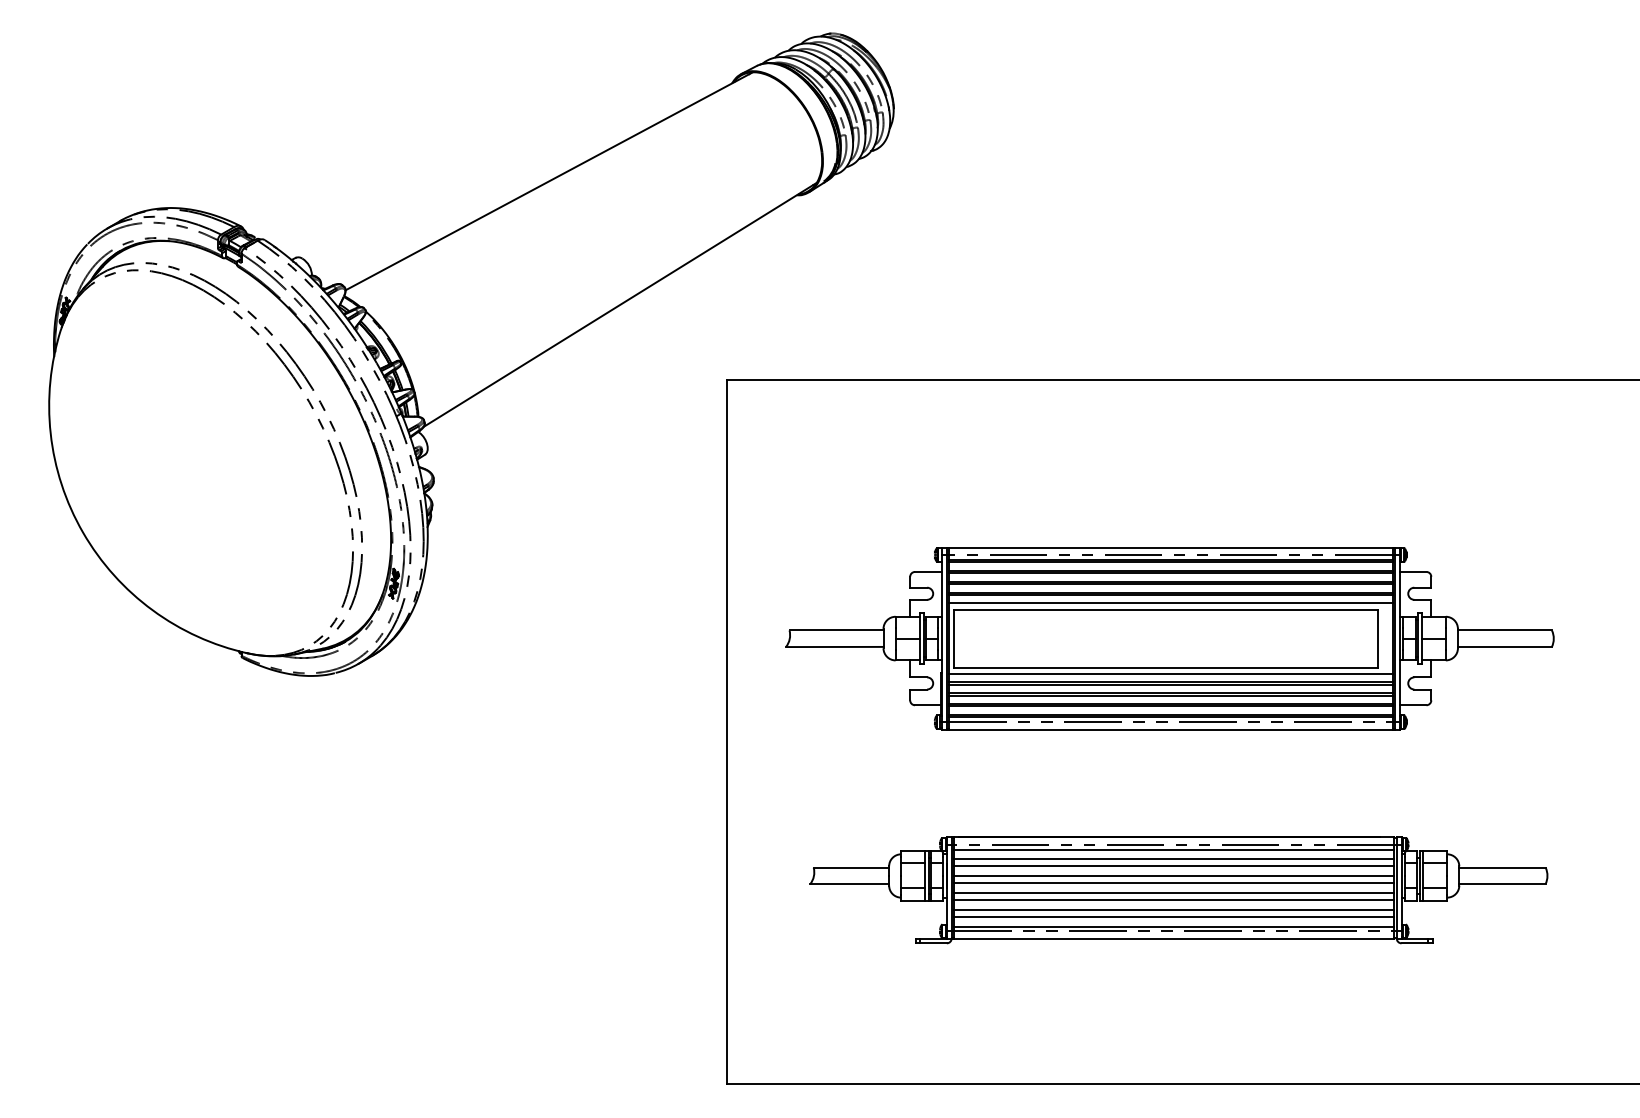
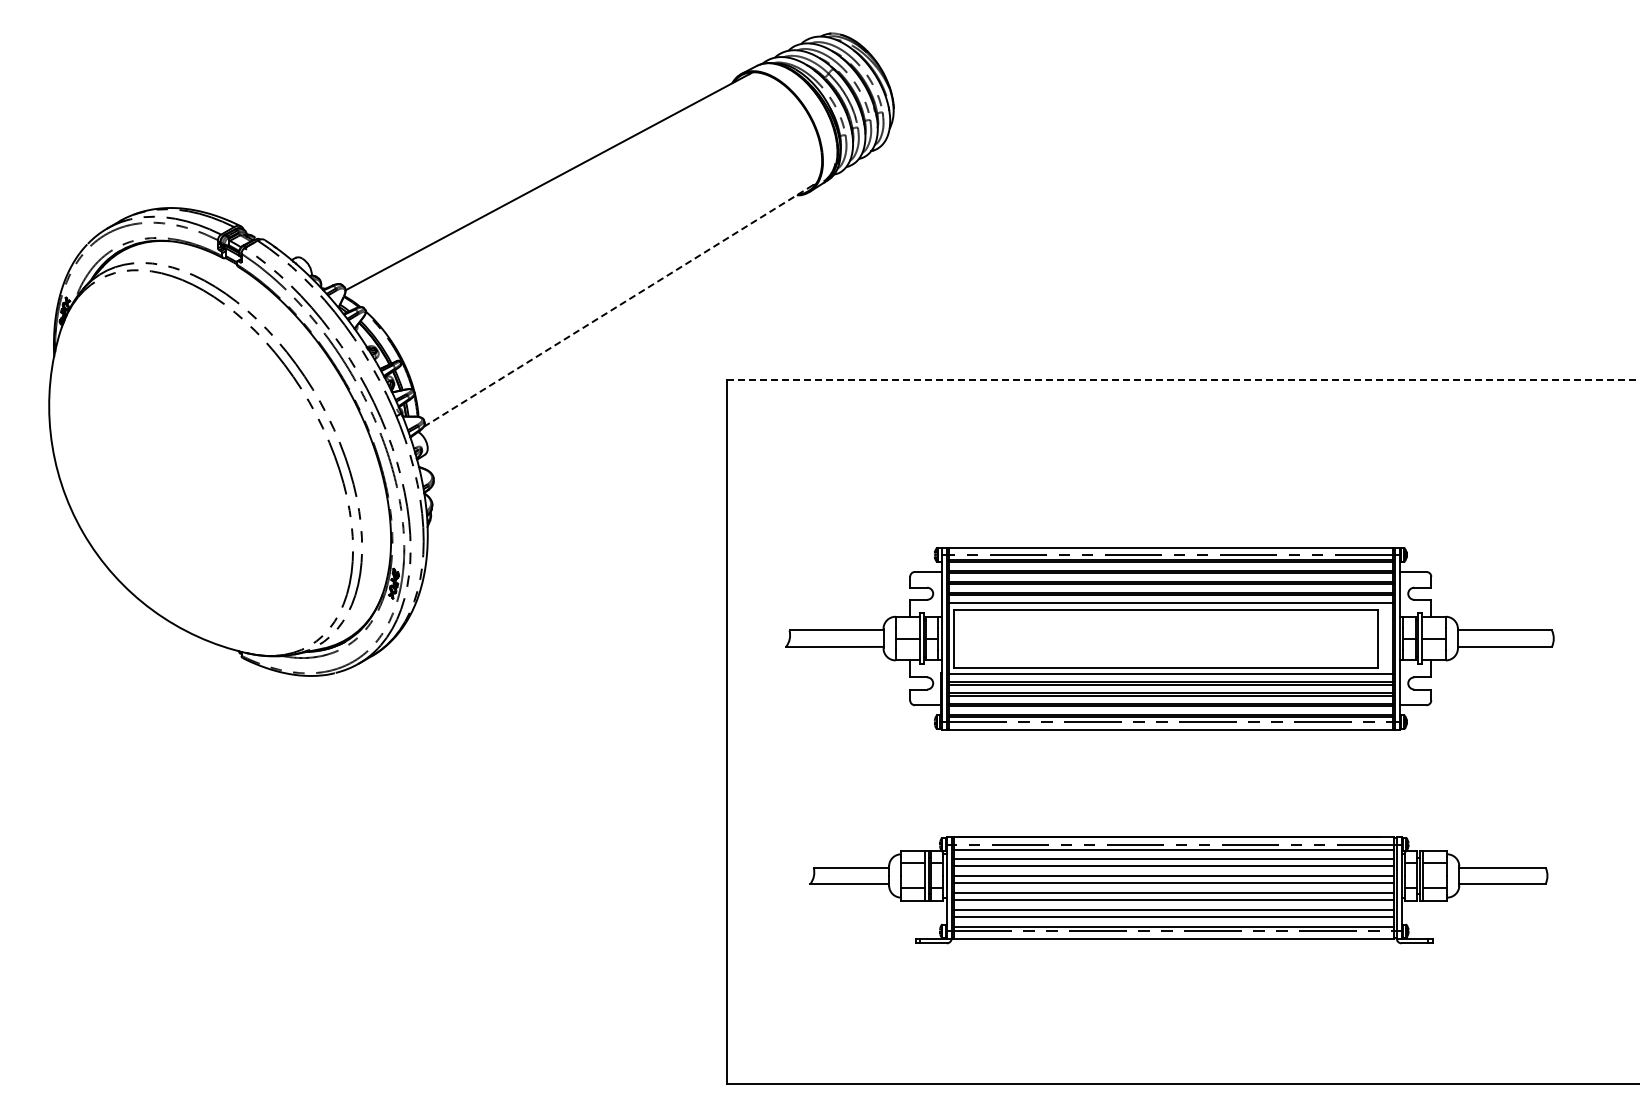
line: solid -> dashed (620, 304)
line: solid -> dashed (1184, 379)
